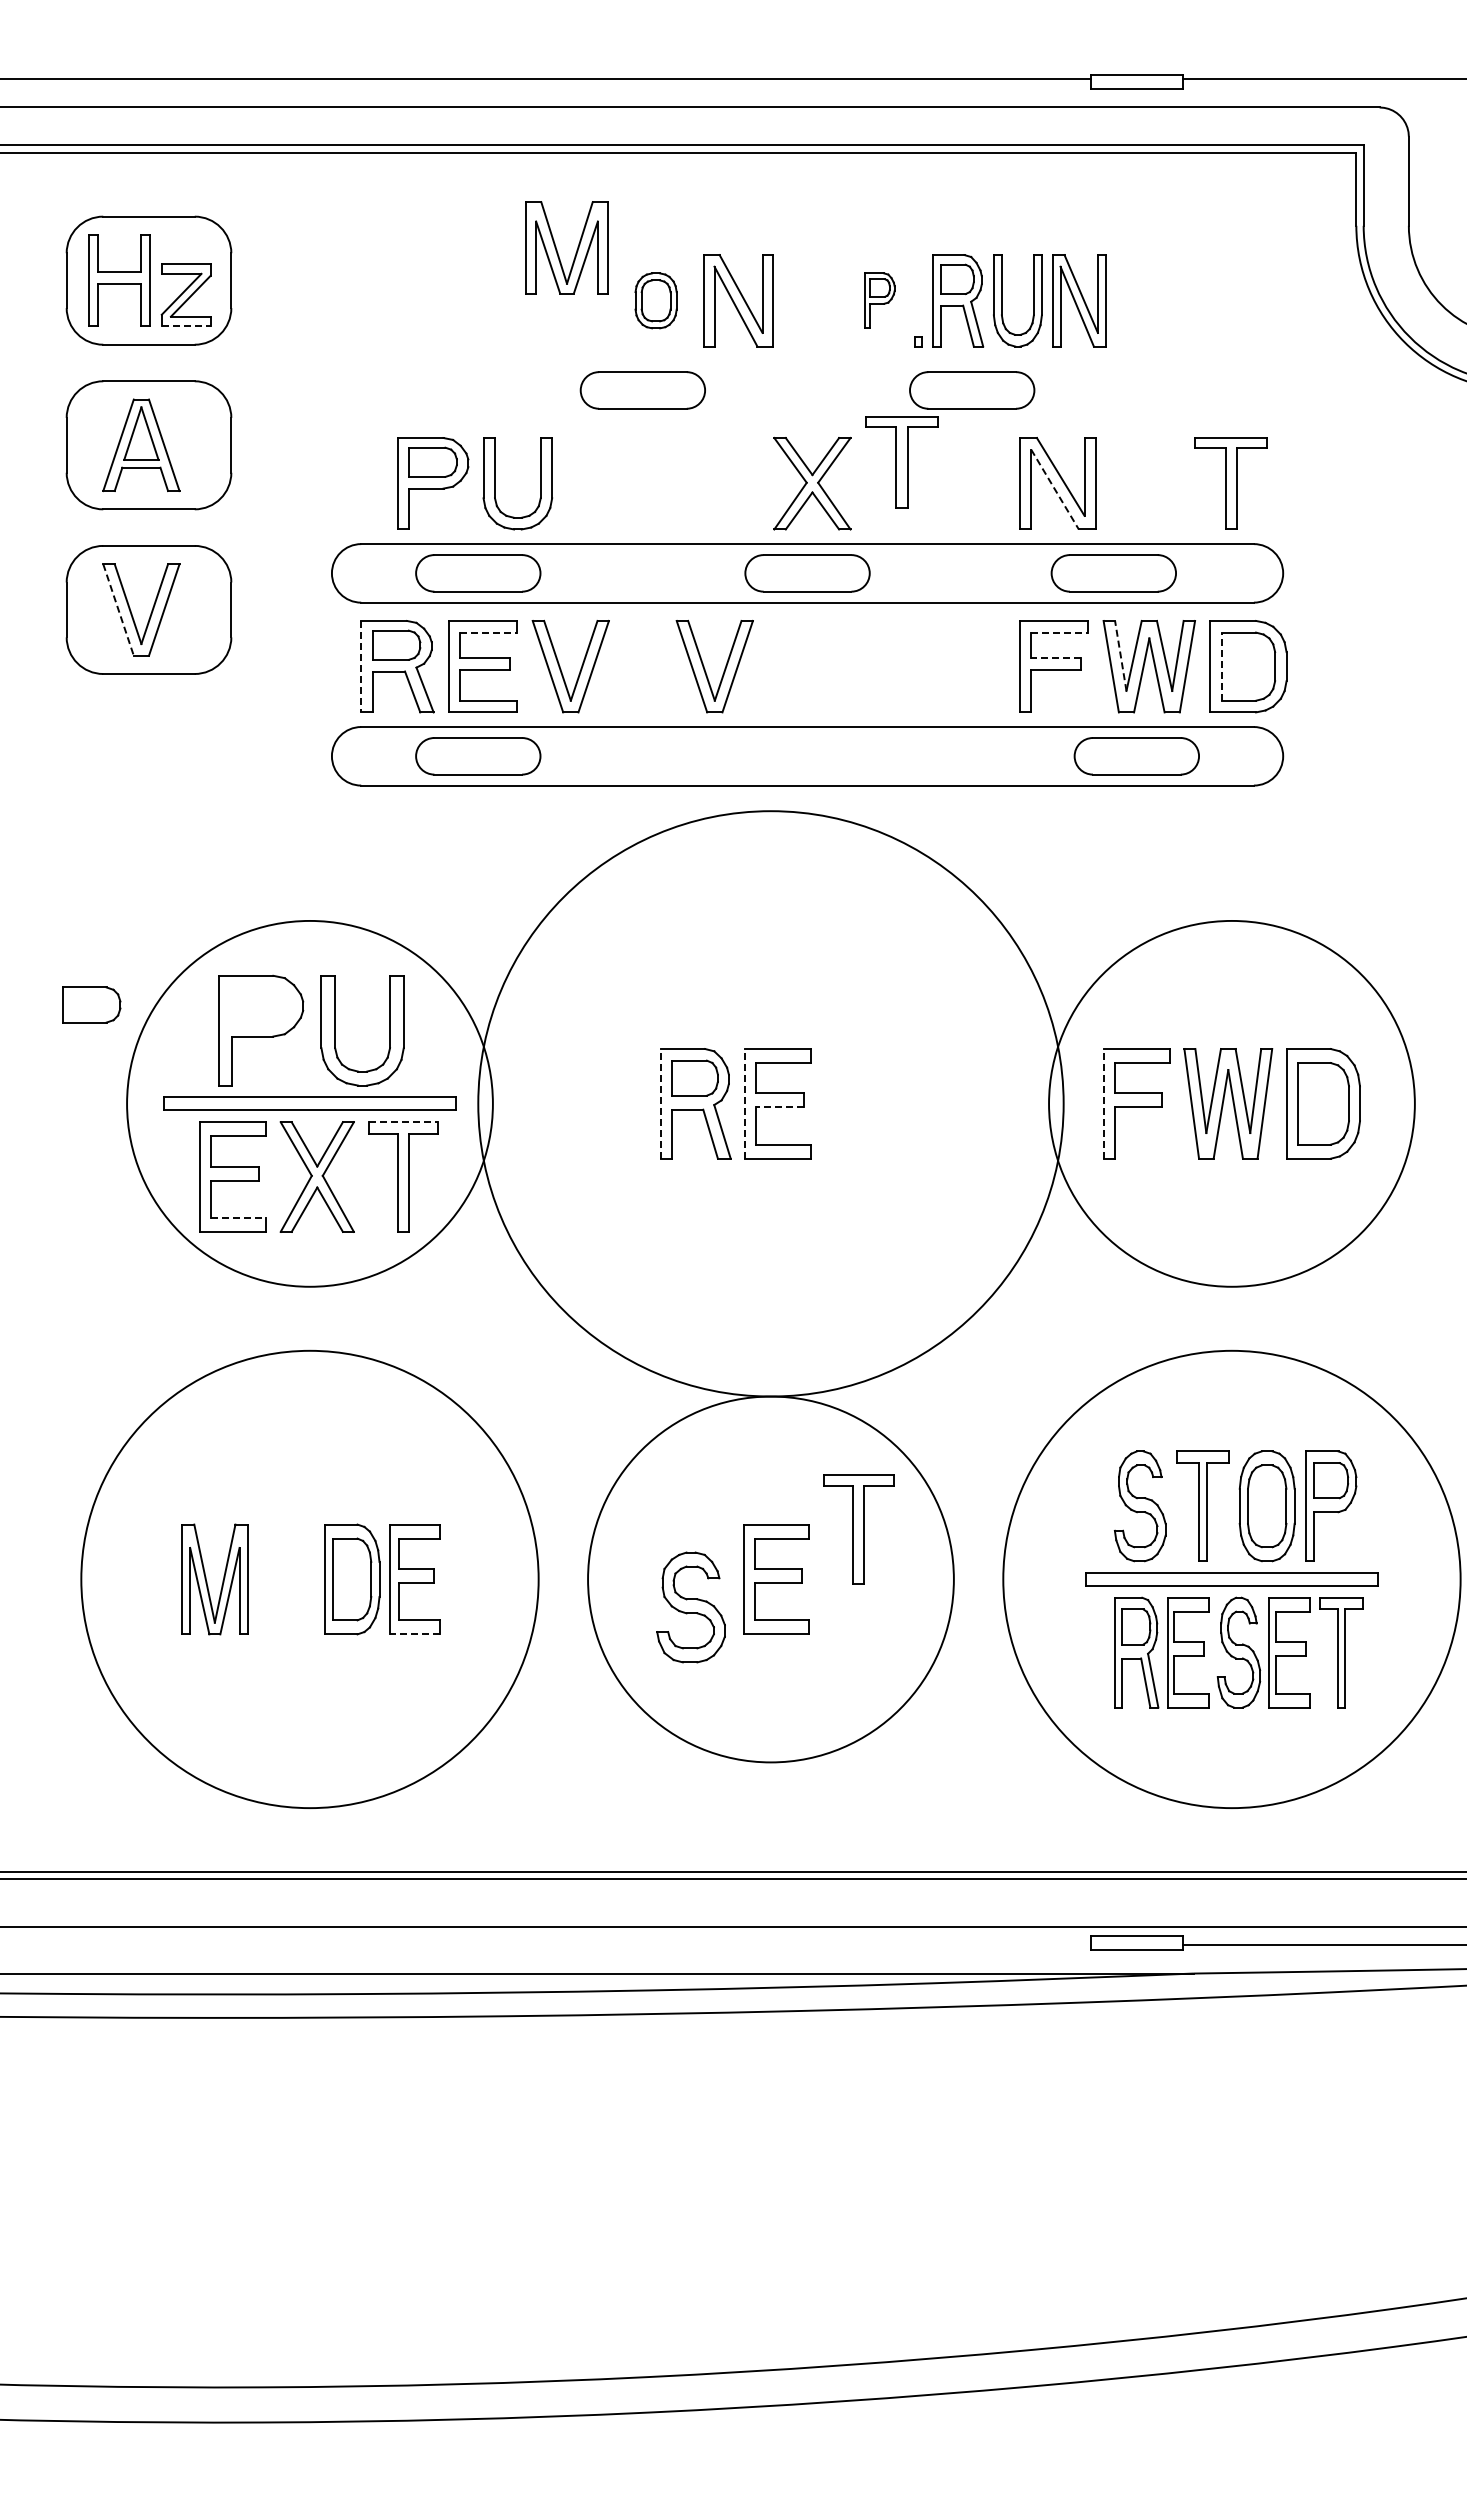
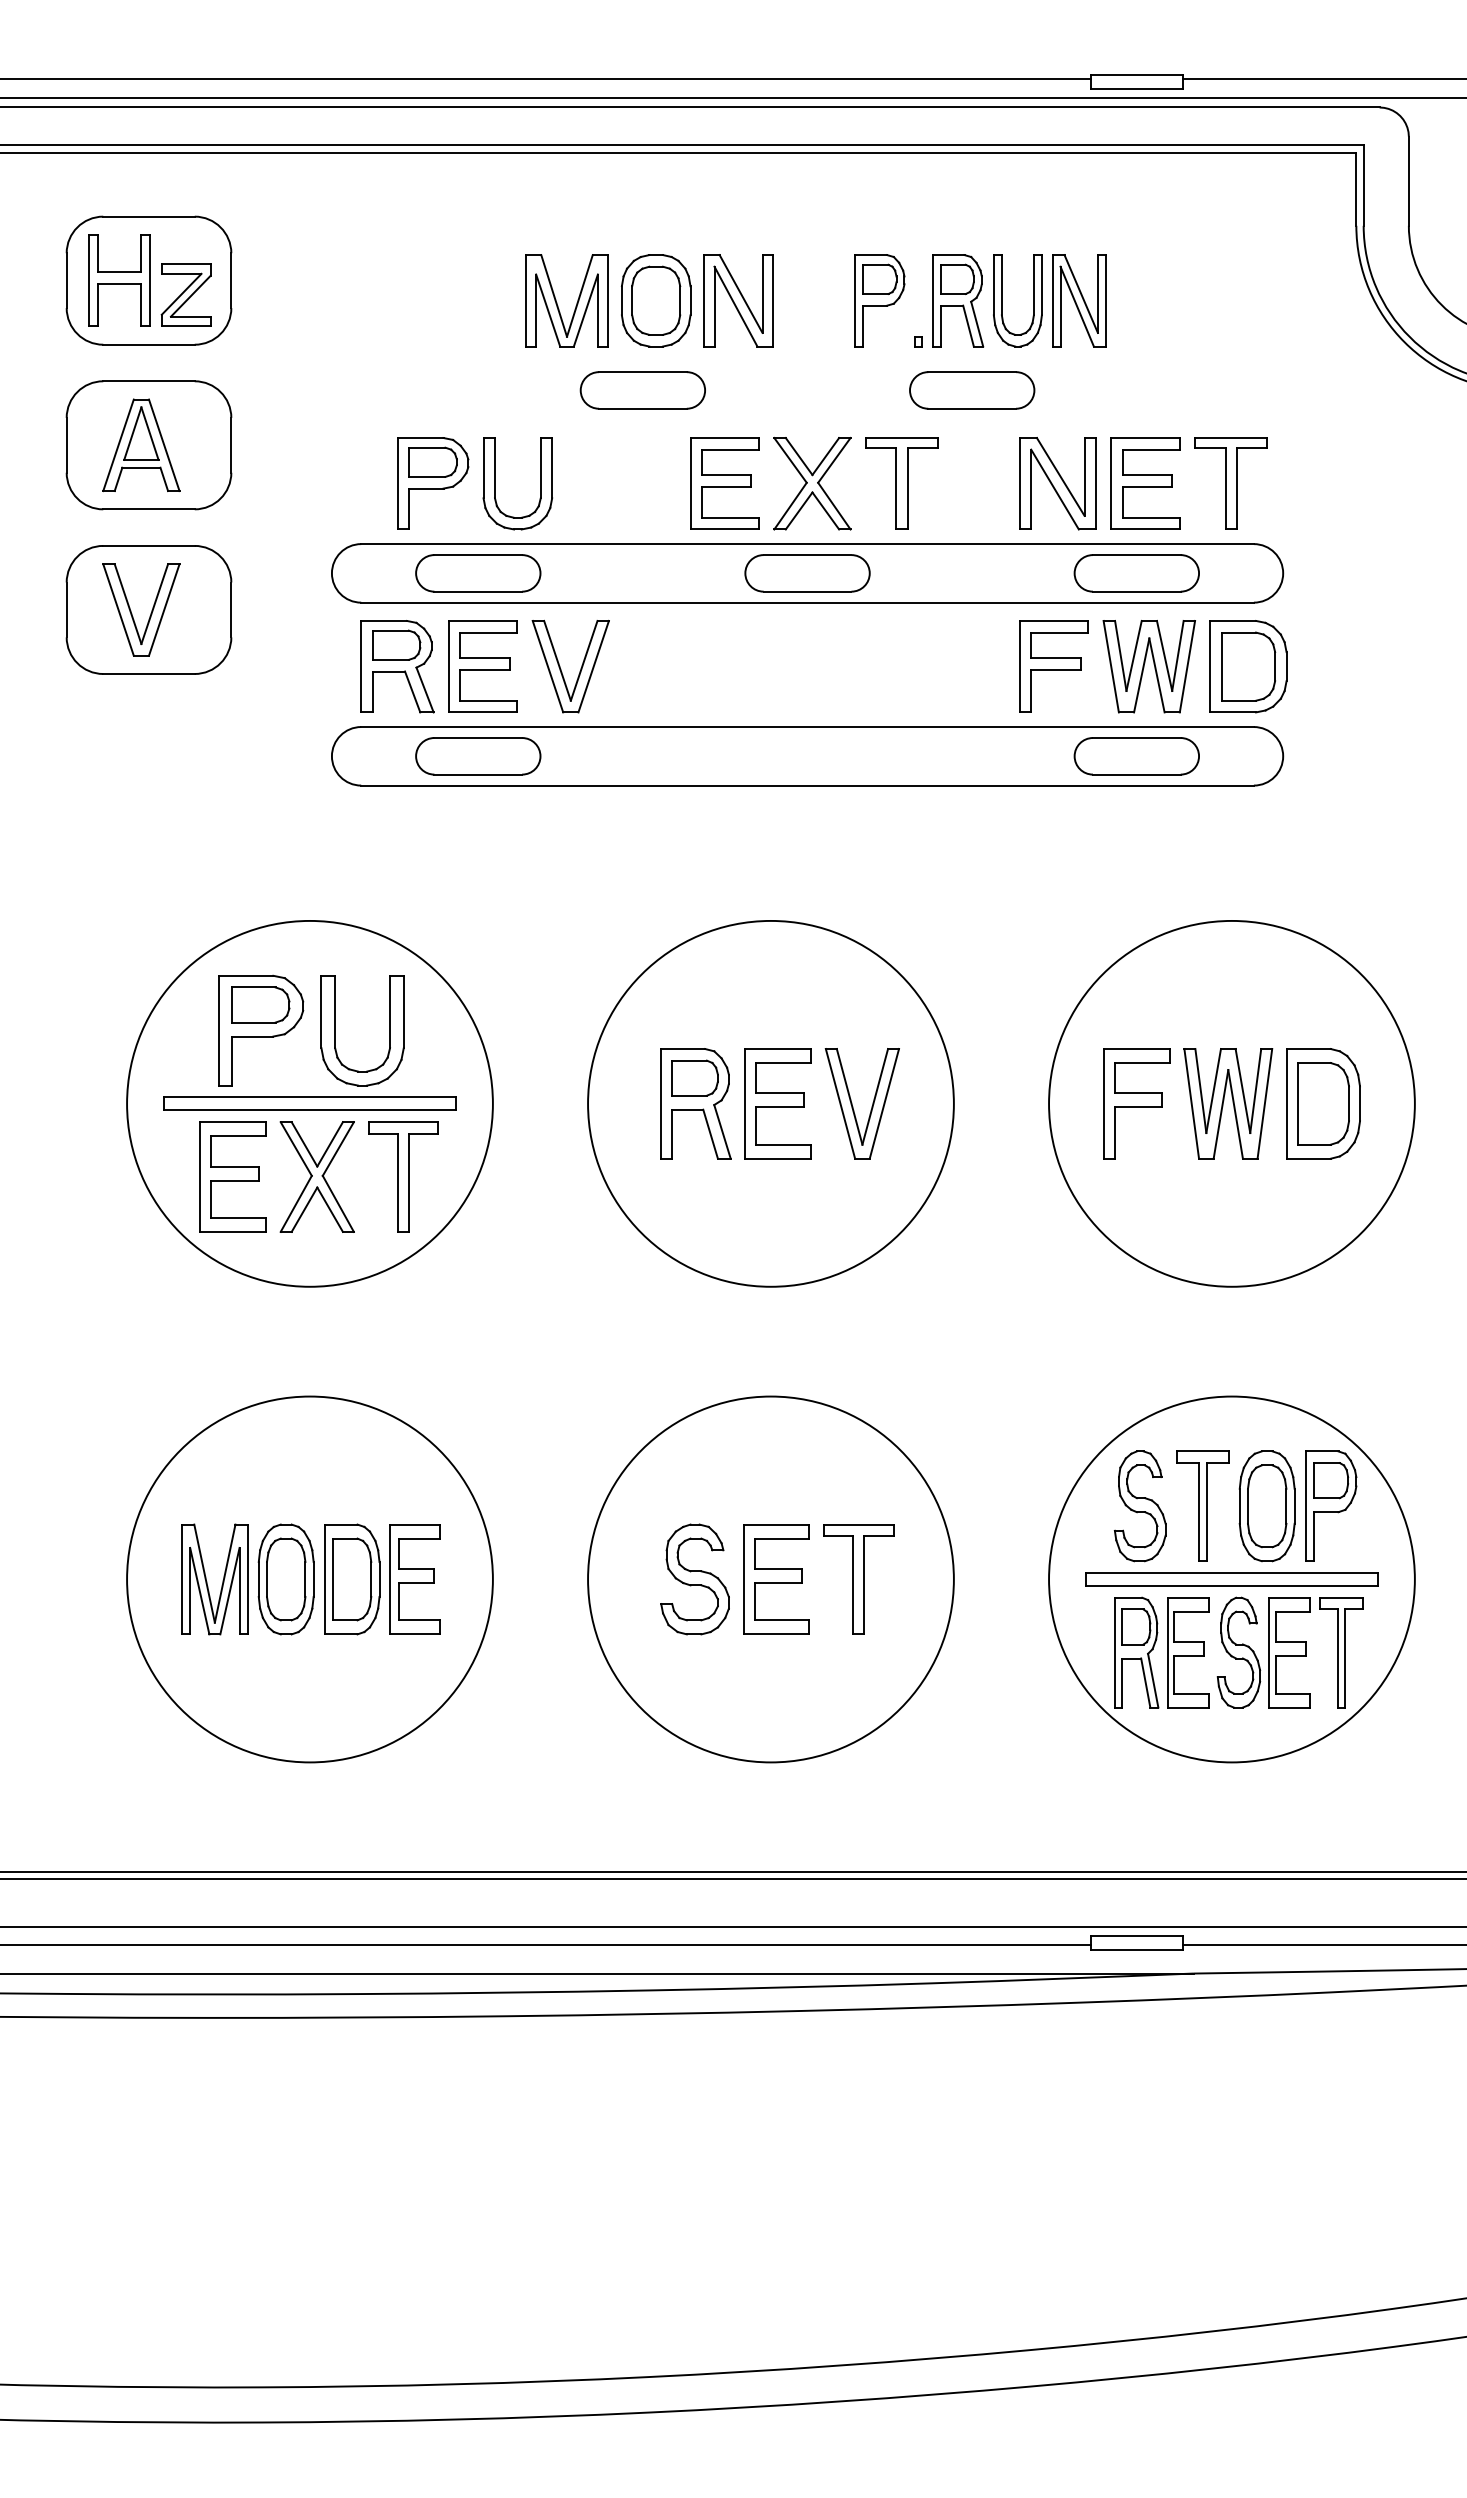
line: none -> present (732, 97)
part position: (557, 249) -> (557, 302) (557, 302)
part size: 44x58 px -> 72x94 px (655, 300)
part size: 32x57 px -> 52x94 px (879, 300)
line: dashed -> solid (186, 326)
part position: (901, 462) -> (901, 483) (901, 483)
part: none -> present (724, 483)
part: none -> present (1145, 483)
line: dashed -> solid (1055, 490)
part position: (1113, 573) -> (1136, 573) (1136, 573)
line: dashed -> solid (118, 610)
line: dashed -> solid (488, 632)
line: dashed -> solid (1059, 632)
line: dashed -> solid (1120, 655)
line: dashed -> solid (1055, 657)
line: dashed -> solid (361, 666)
line: dashed -> solid (1221, 666)
part: present -> none (705, 669)
part position: (91, 1004) -> (260, 1004) (260, 1004)
line: dashed -> solid (661, 1103)
line: dashed -> solid (745, 1103)
circle diameter: 585 px -> 366 px (770, 1103)
line: dashed -> solid (1103, 1103)
part: none -> present (853, 1106)
line: dashed -> solid (780, 1107)
line: dashed -> solid (403, 1122)
line: dashed -> solid (239, 1217)
part position: (858, 1529) -> (858, 1579) (858, 1579)
part: none -> present (285, 1579)
circle diameter: 457 px -> 366 px (309, 1579)
circle diameter: 457 px -> 366 px (1231, 1579)
part position: (690, 1607) -> (694, 1579) (694, 1579)
line: dashed -> solid (415, 1634)
line: none -> present (546, 1945)
